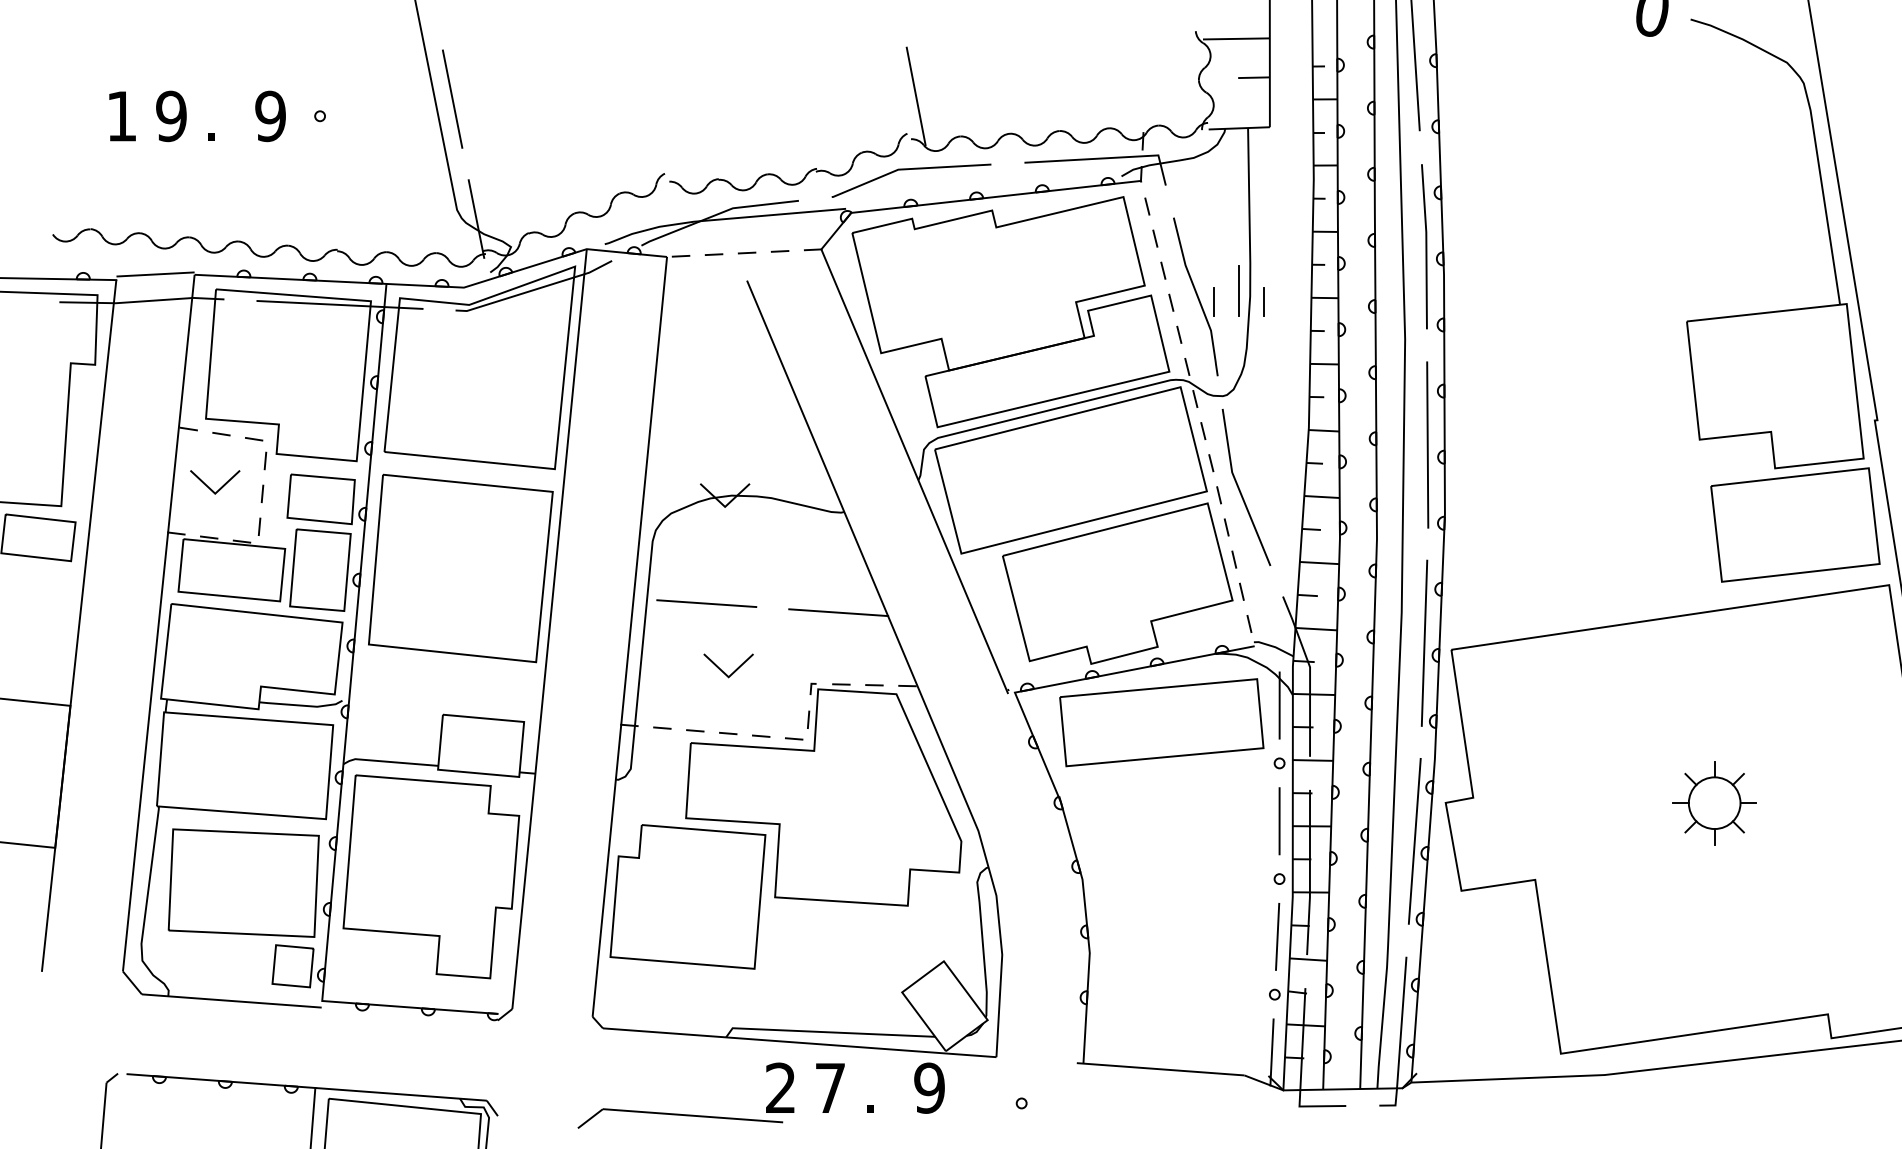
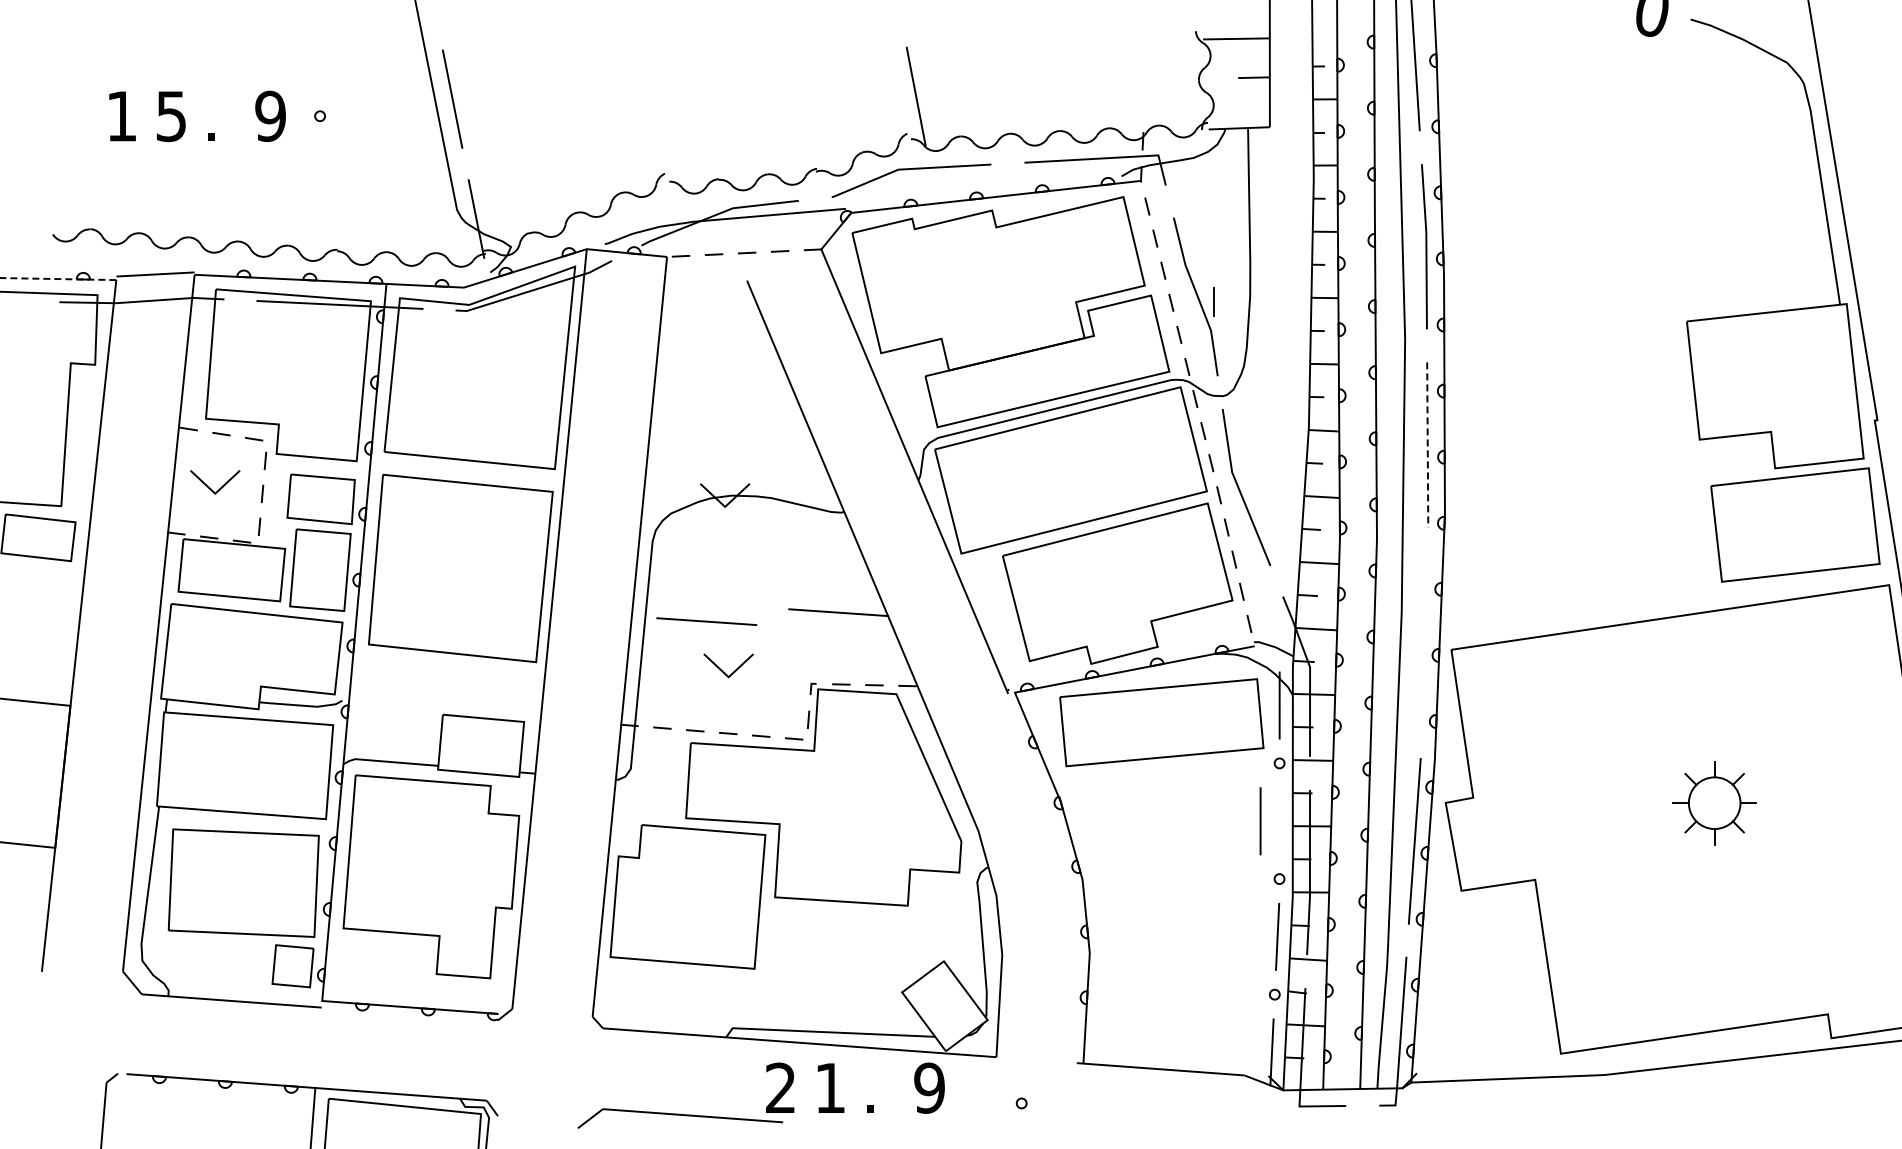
text: 9 -> 5 (171, 115)
line: solid -> dashed (58, 279)
line: present -> none (1238, 290)
line: present -> none (1263, 301)
line: solid -> dashed (1427, 445)
line position: (706, 603) -> (706, 621) (706, 621)
line: present -> none (1424, 642)
line position: (1279, 821) -> (1260, 821) (1260, 821)
text: 7 -> 1 (830, 1087)
